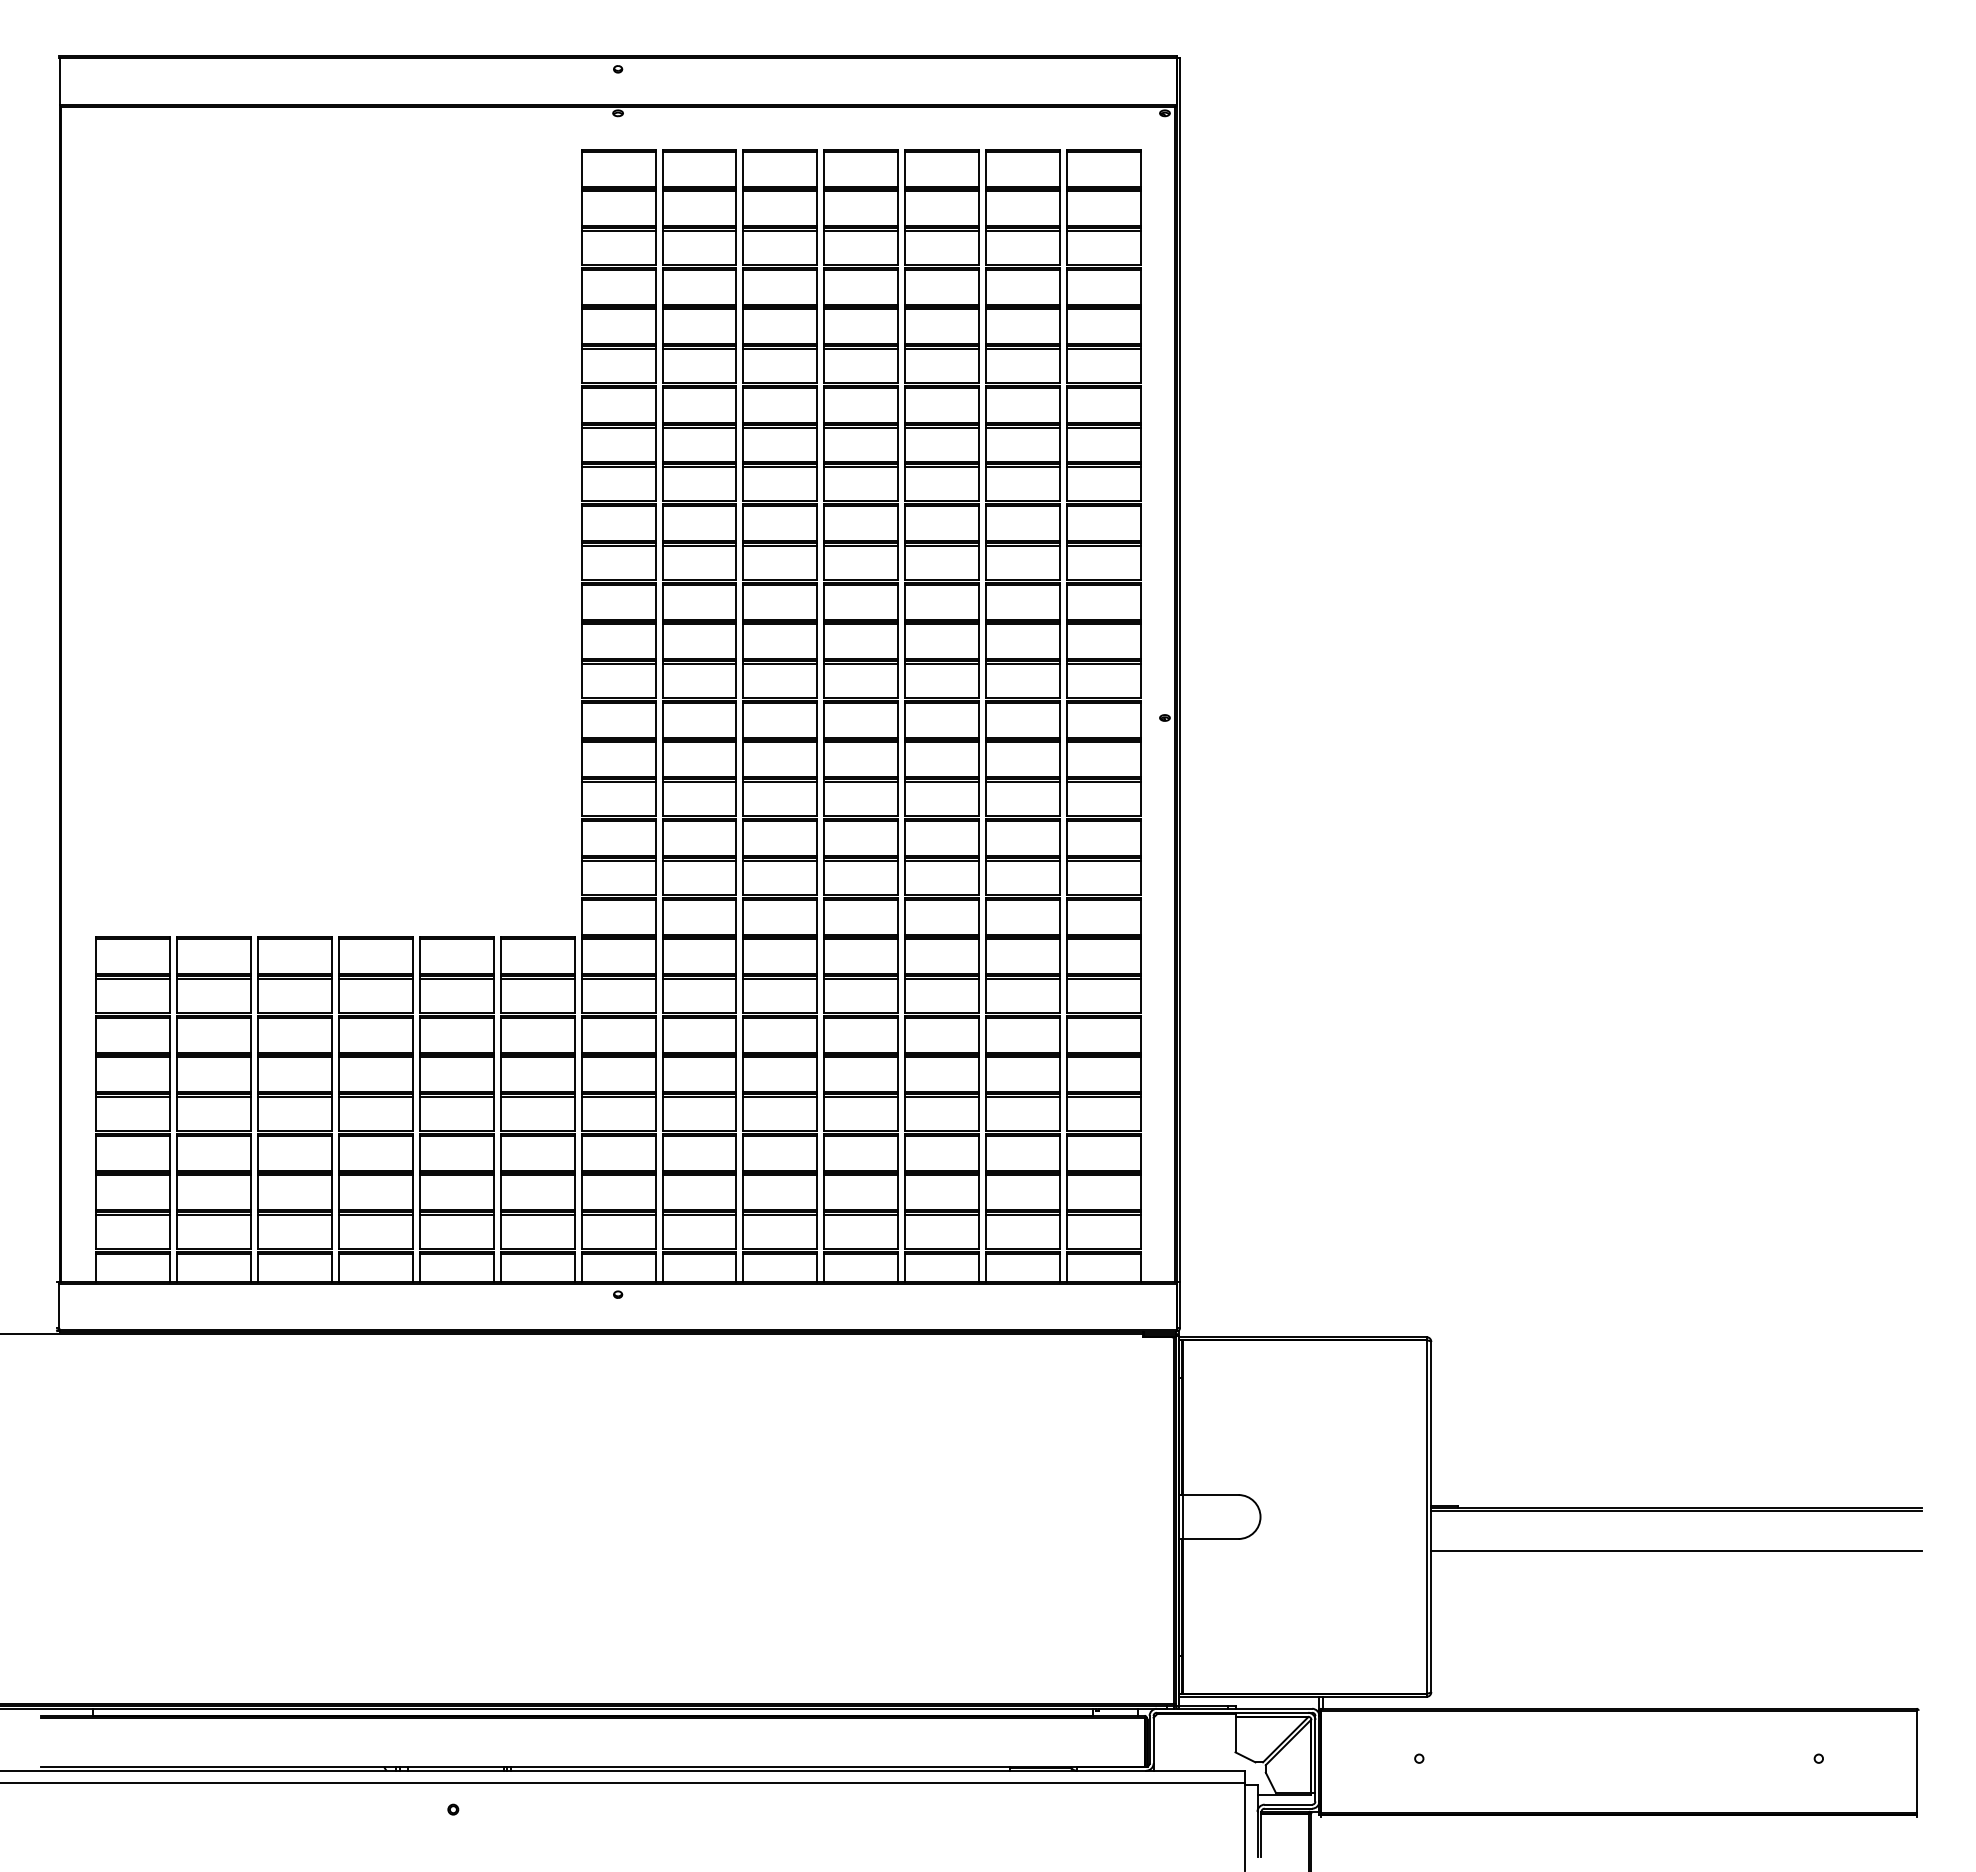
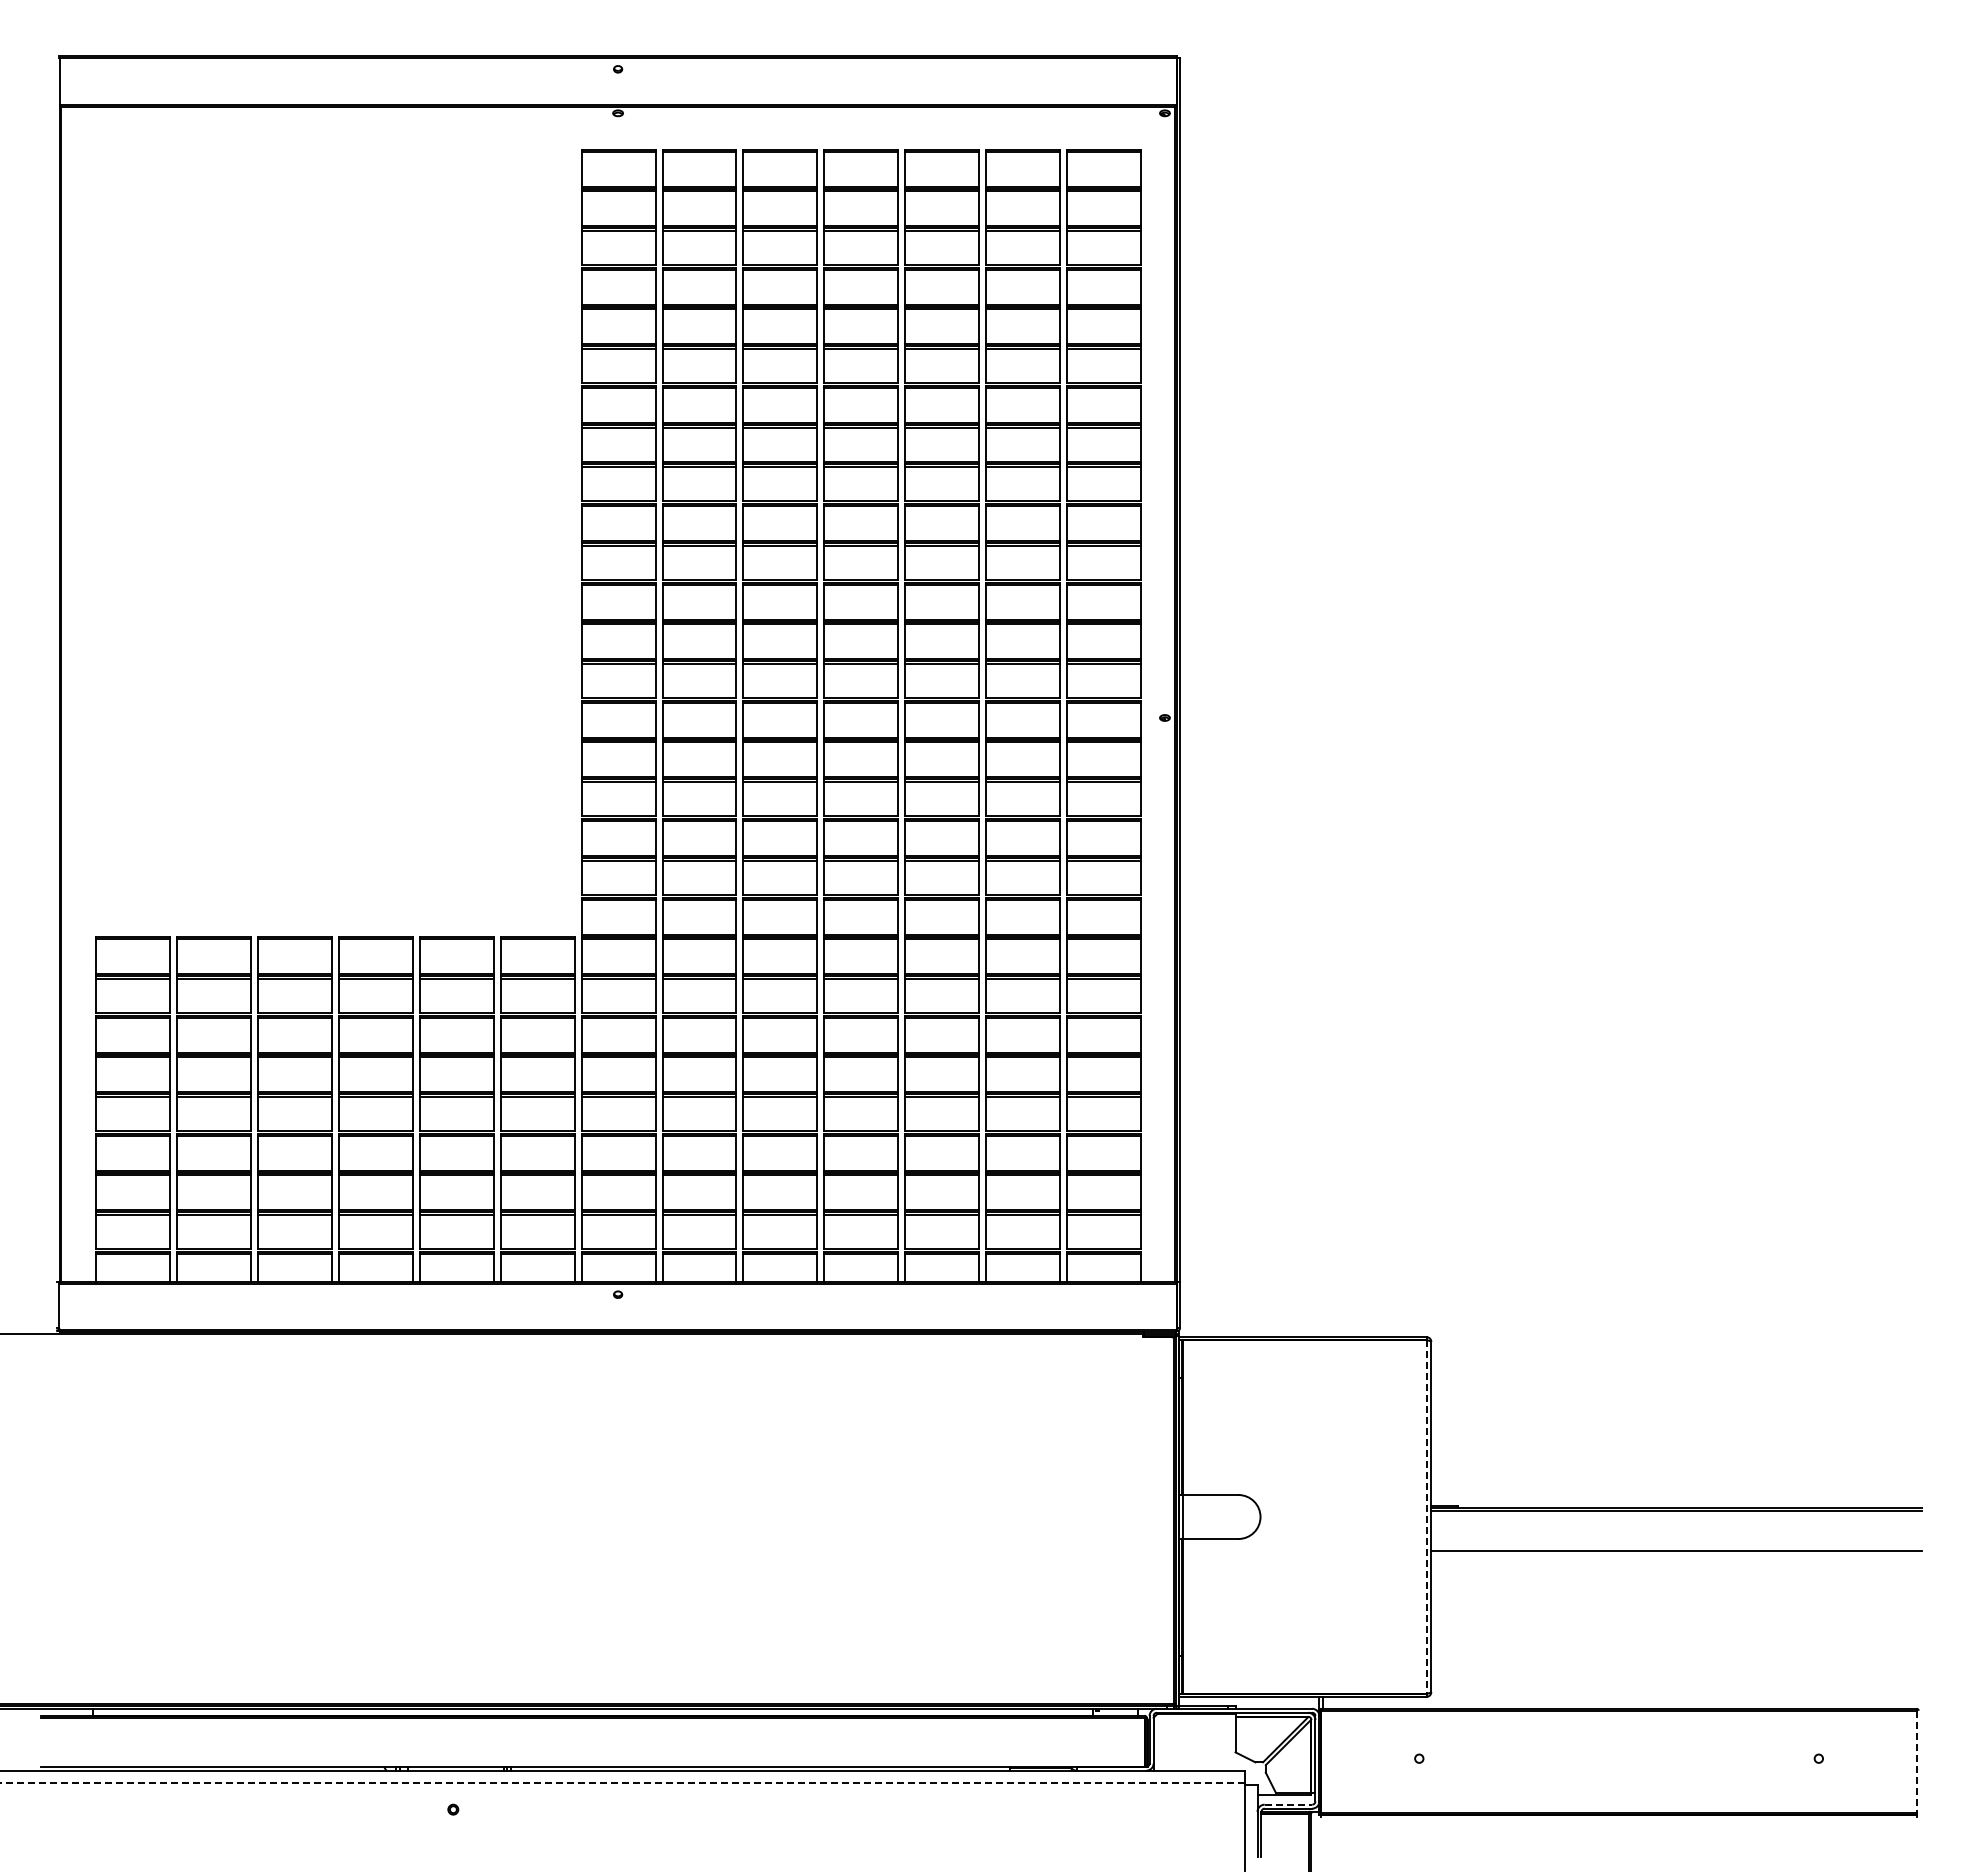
line: solid -> dashed (1426, 1517)
line: solid -> dashed (1916, 1761)
line: solid -> dashed (622, 1783)
line: solid -> dashed (1288, 1804)
